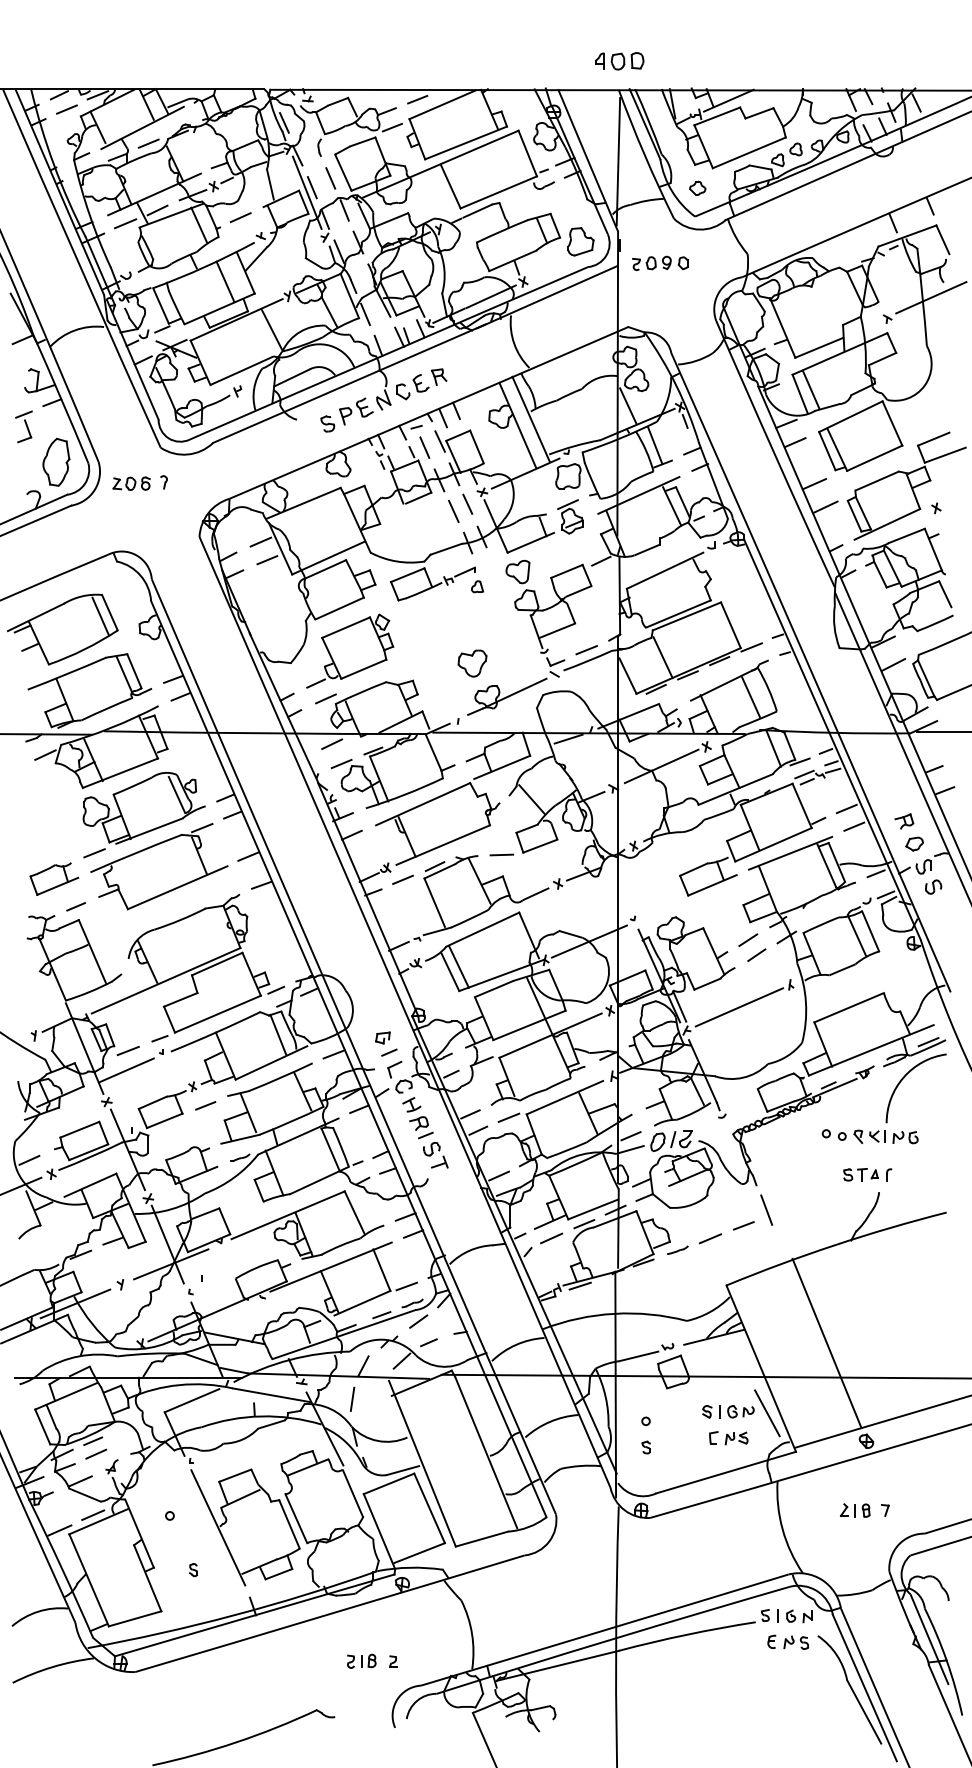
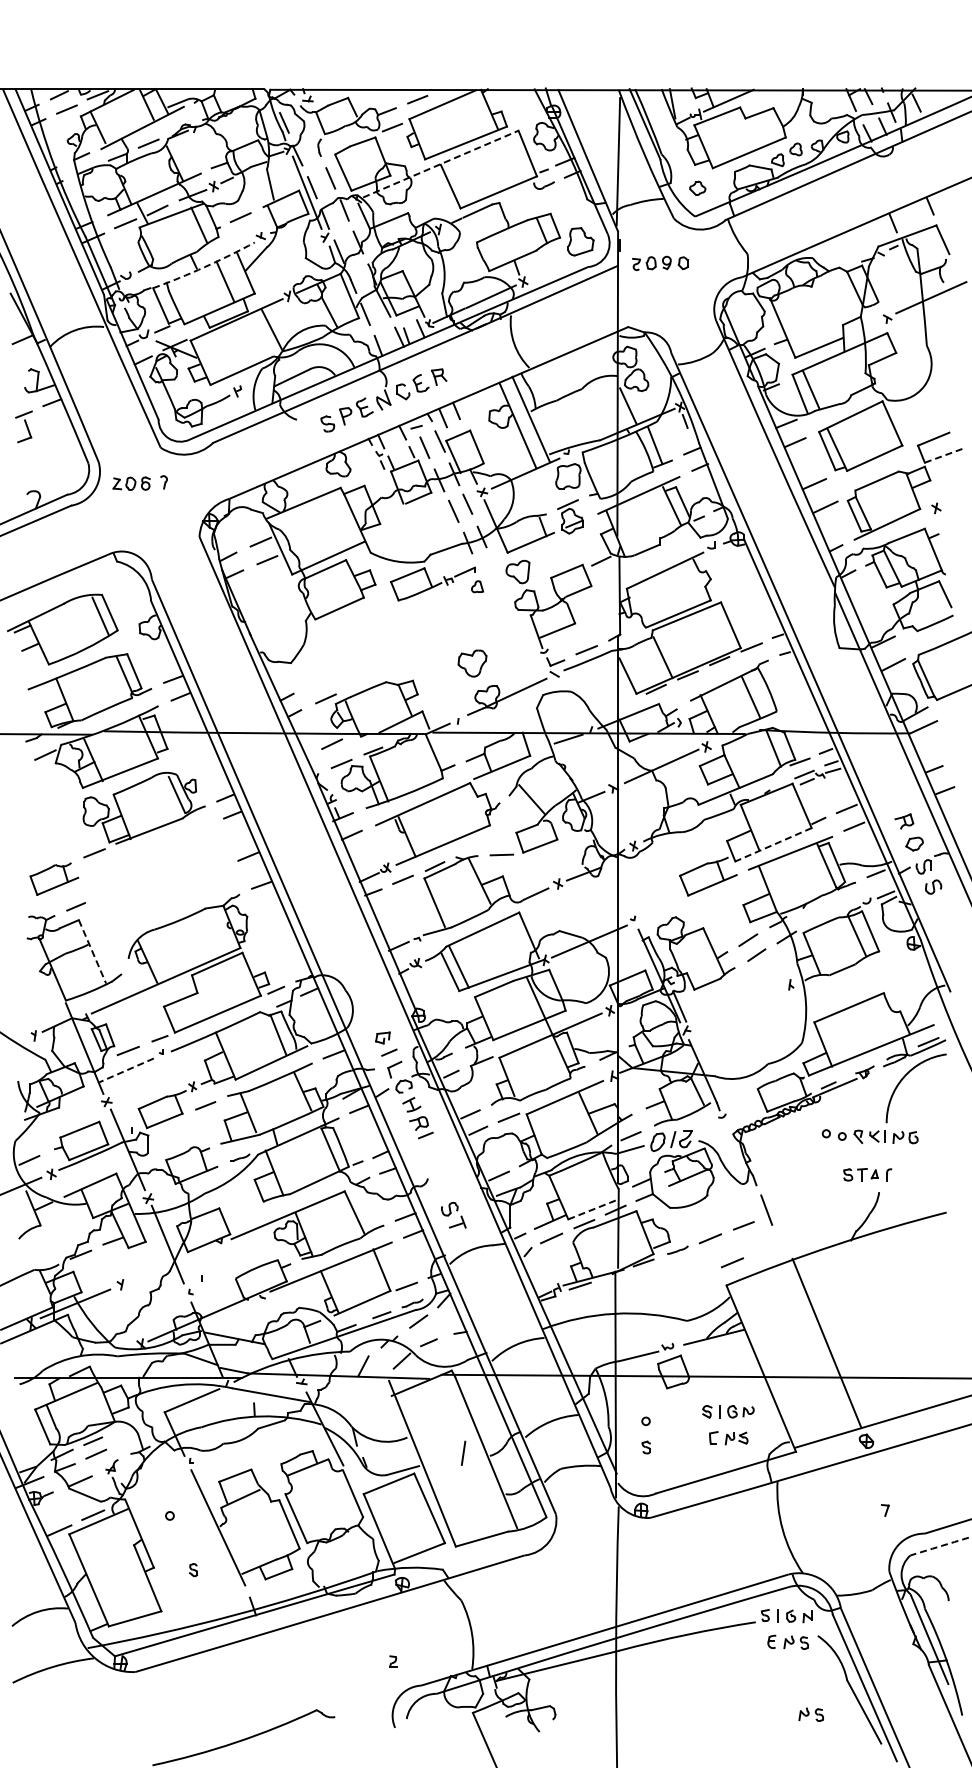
part: present -> none (619, 61)
line: solid -> dashed (440, 164)
arc: solid -> dashed (204, 267)
line: solid -> dashed (945, 455)
part: present -> none (56, 461)
part: present -> none (350, 650)
line: present -> none (942, 731)
line: solid -> dashed (773, 844)
part: present -> none (159, 866)
line: solid -> dashed (92, 951)
line: present -> none (739, 1007)
line: solid -> dashed (126, 1070)
part position: (435, 1154) -> (453, 1214) (453, 1214)
line: solid -> dashed (593, 1209)
line: none -> present (732, 1262)
line: present -> none (171, 1264)
line position: (352, 1398) -> (463, 1452) (463, 1452)
line: present -> none (767, 1413)
part: present -> none (855, 1510)
arc: solid -> dashed (940, 1546)
part: present -> none (361, 1660)
part: none -> present (810, 1714)
